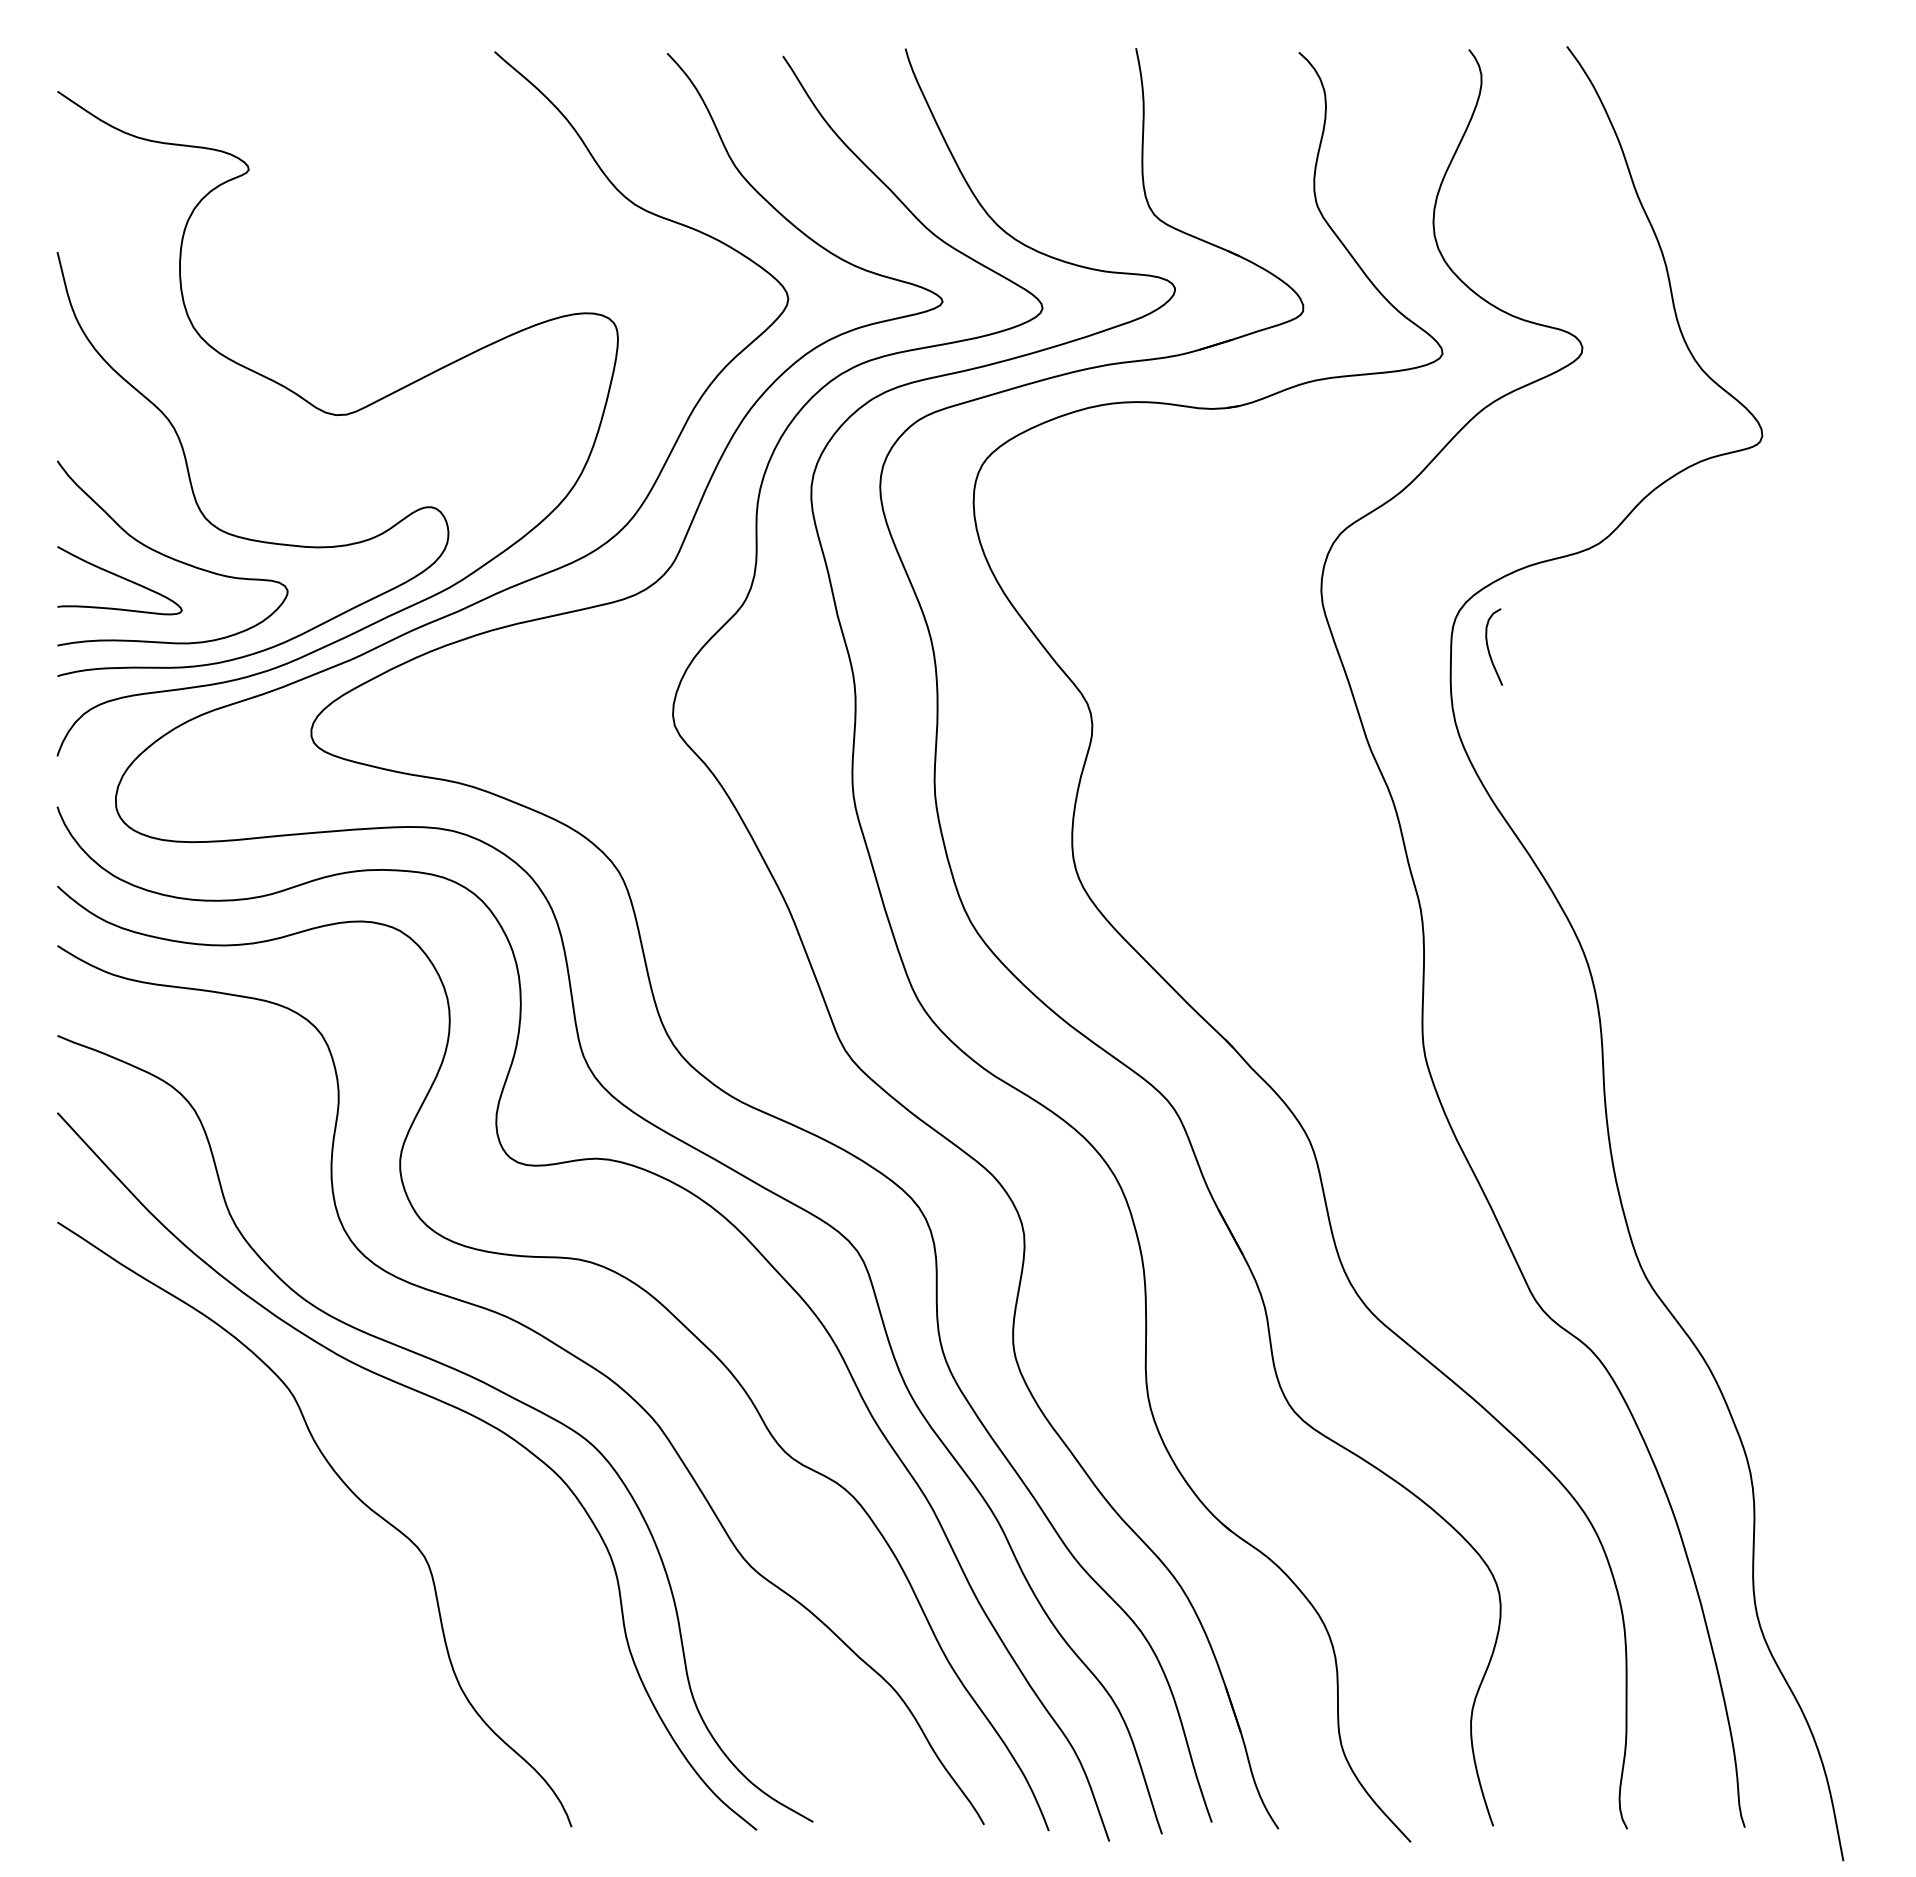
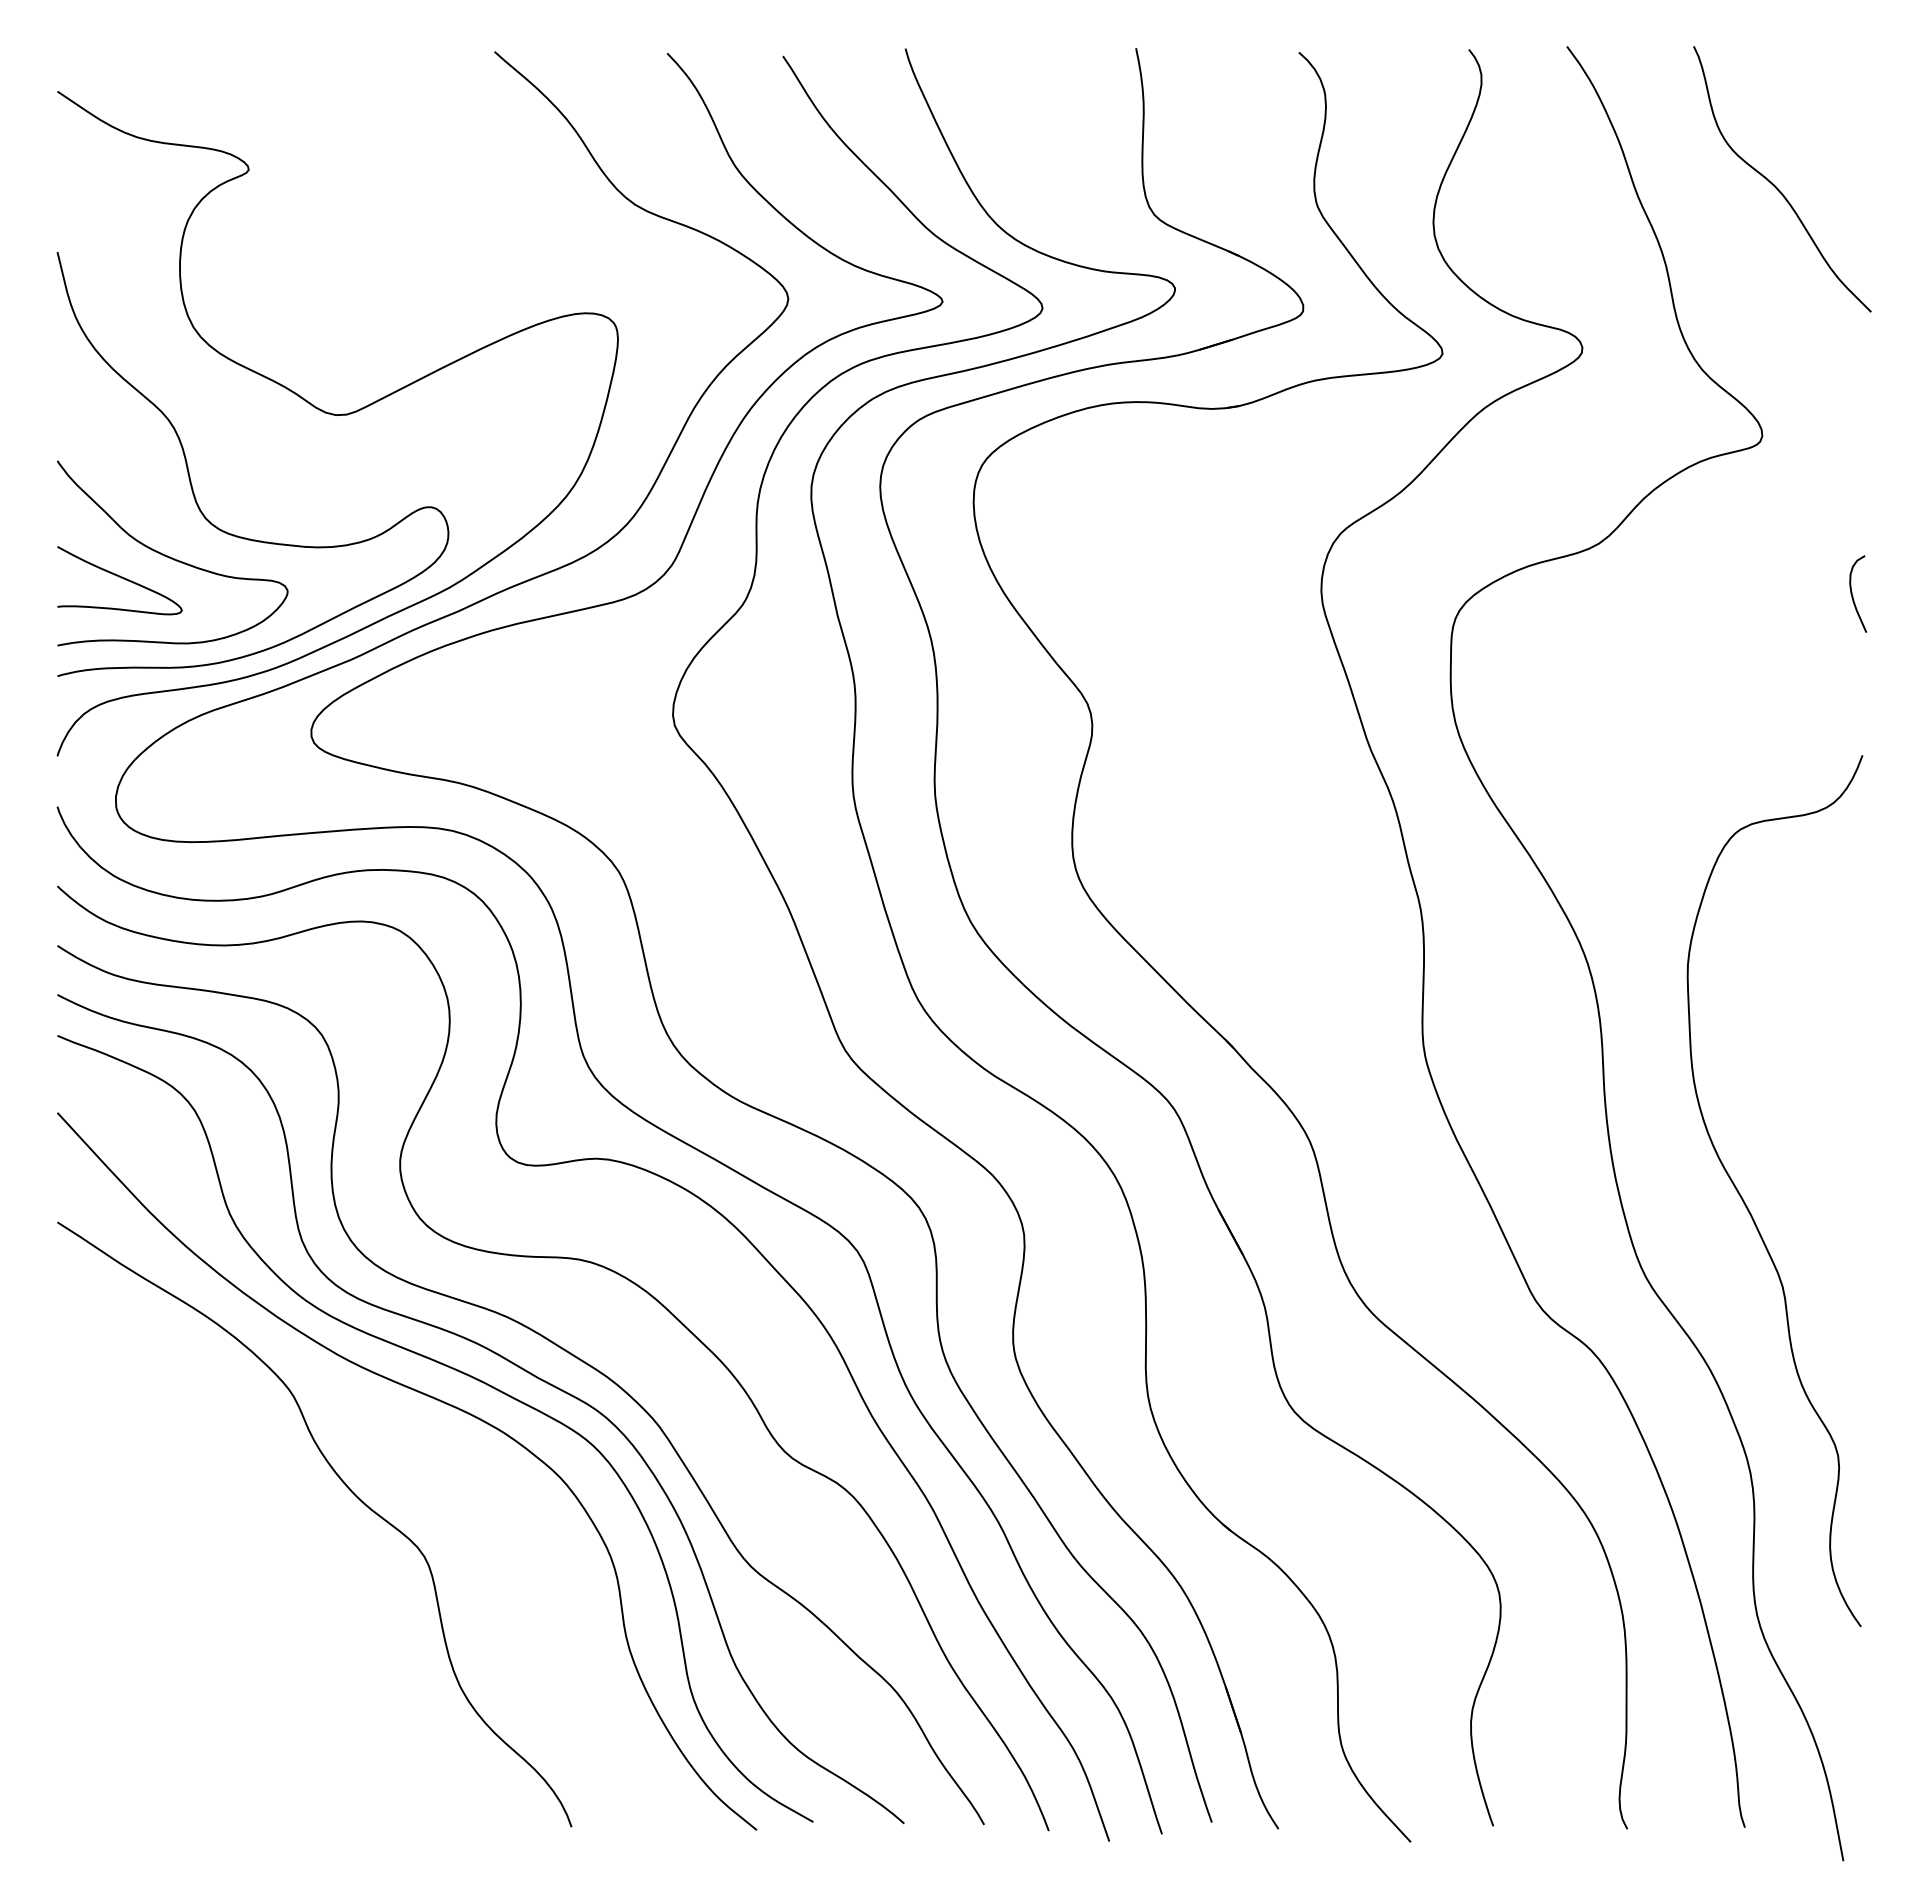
curve: none -> present (1775, 185)
curve position: (1489, 649) -> (1853, 596) (1853, 596)
curve: none -> present (1746, 1204)
curve: none -> present (507, 1361)
